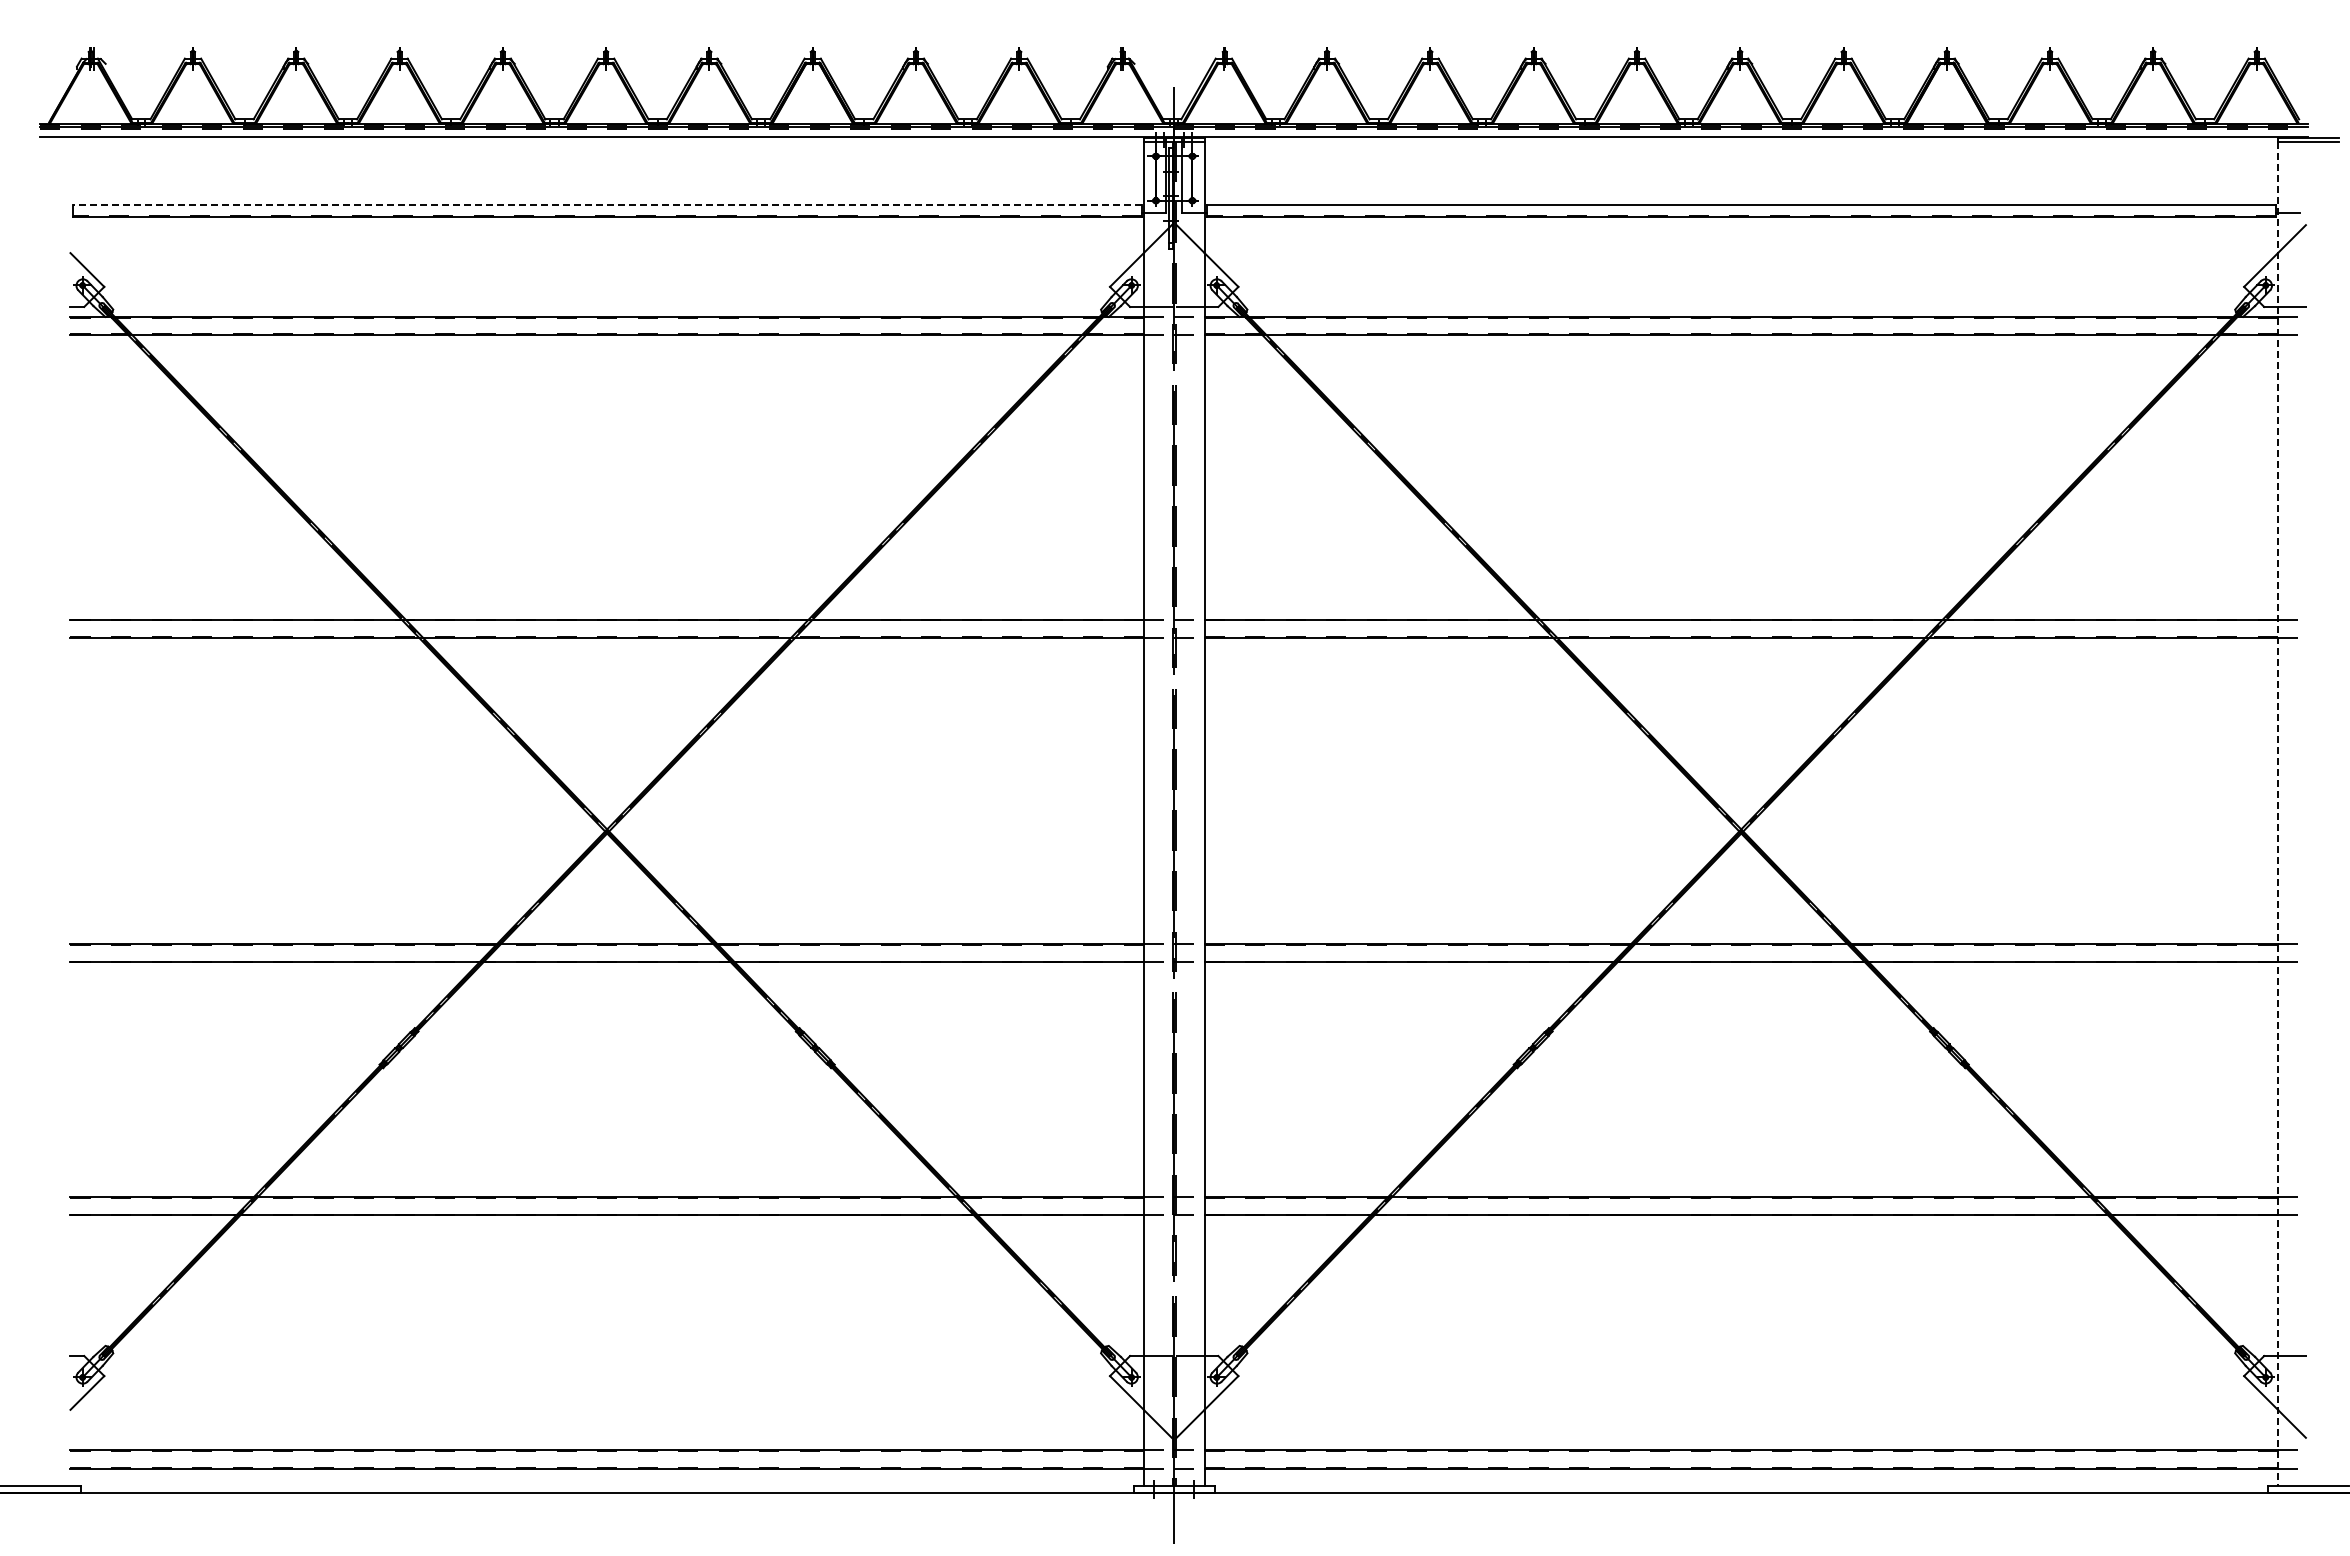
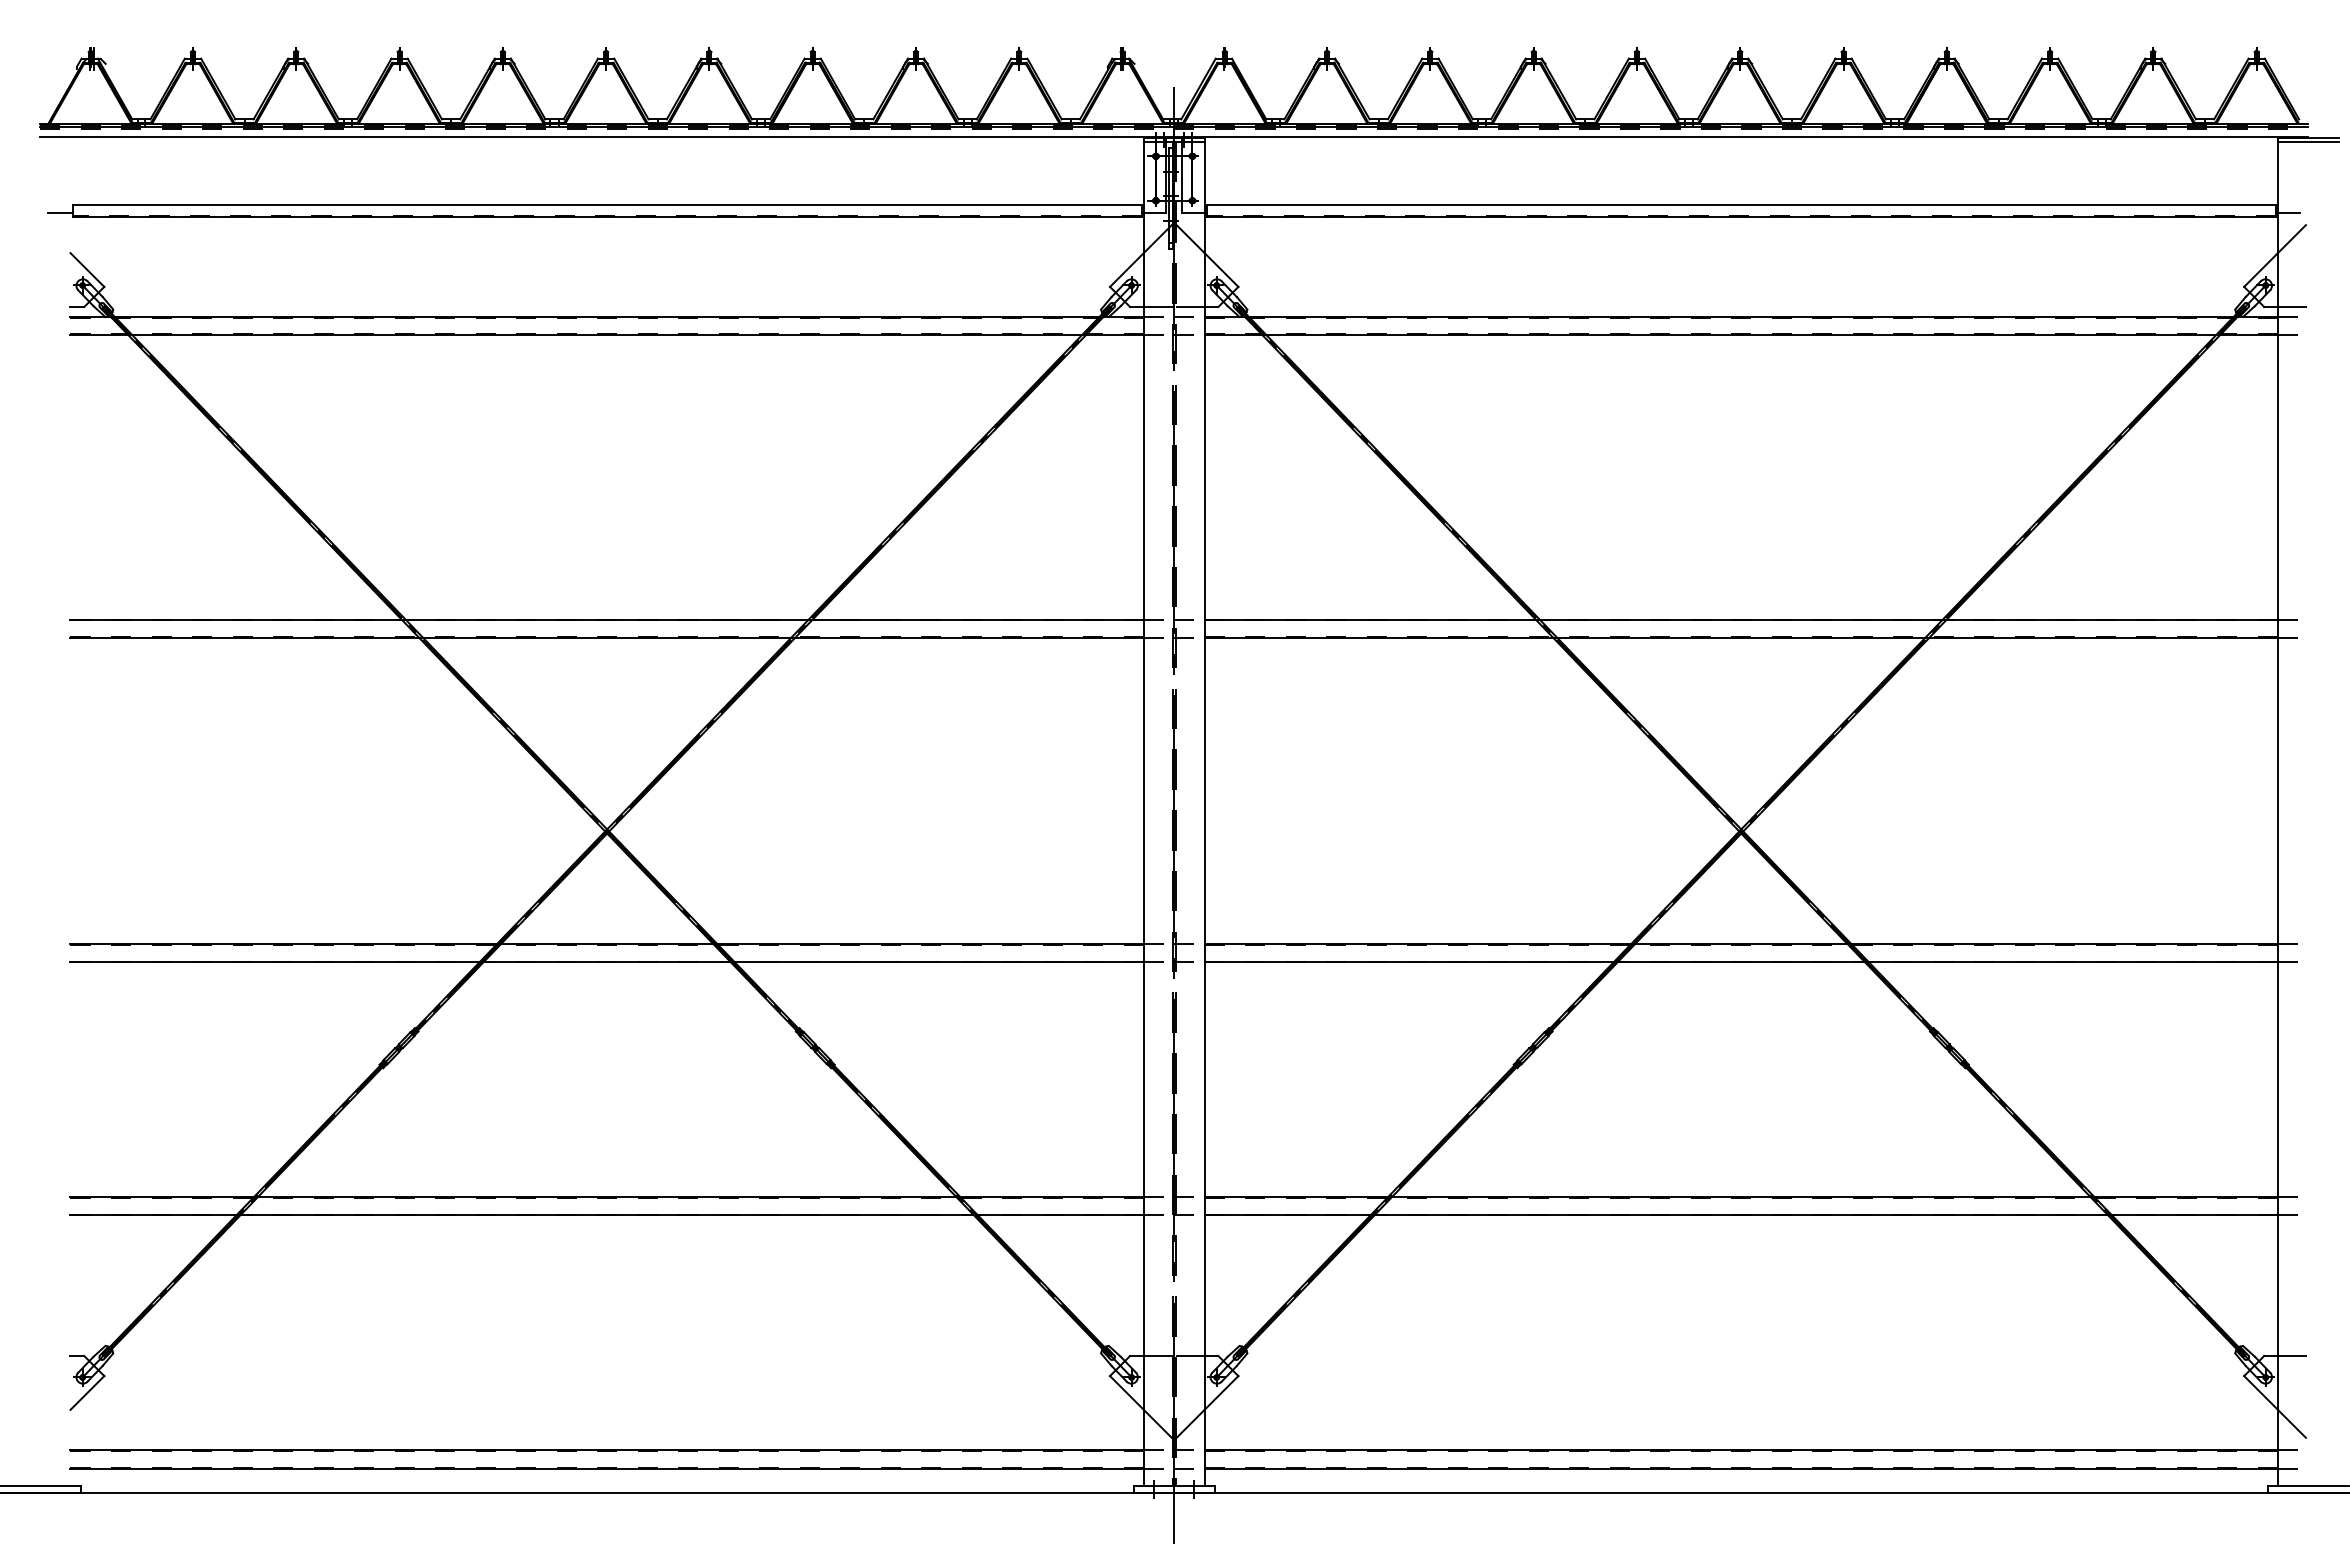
line: dashed -> solid (607, 204)
line: none -> present (60, 212)
line: dashed -> solid (2277, 814)
